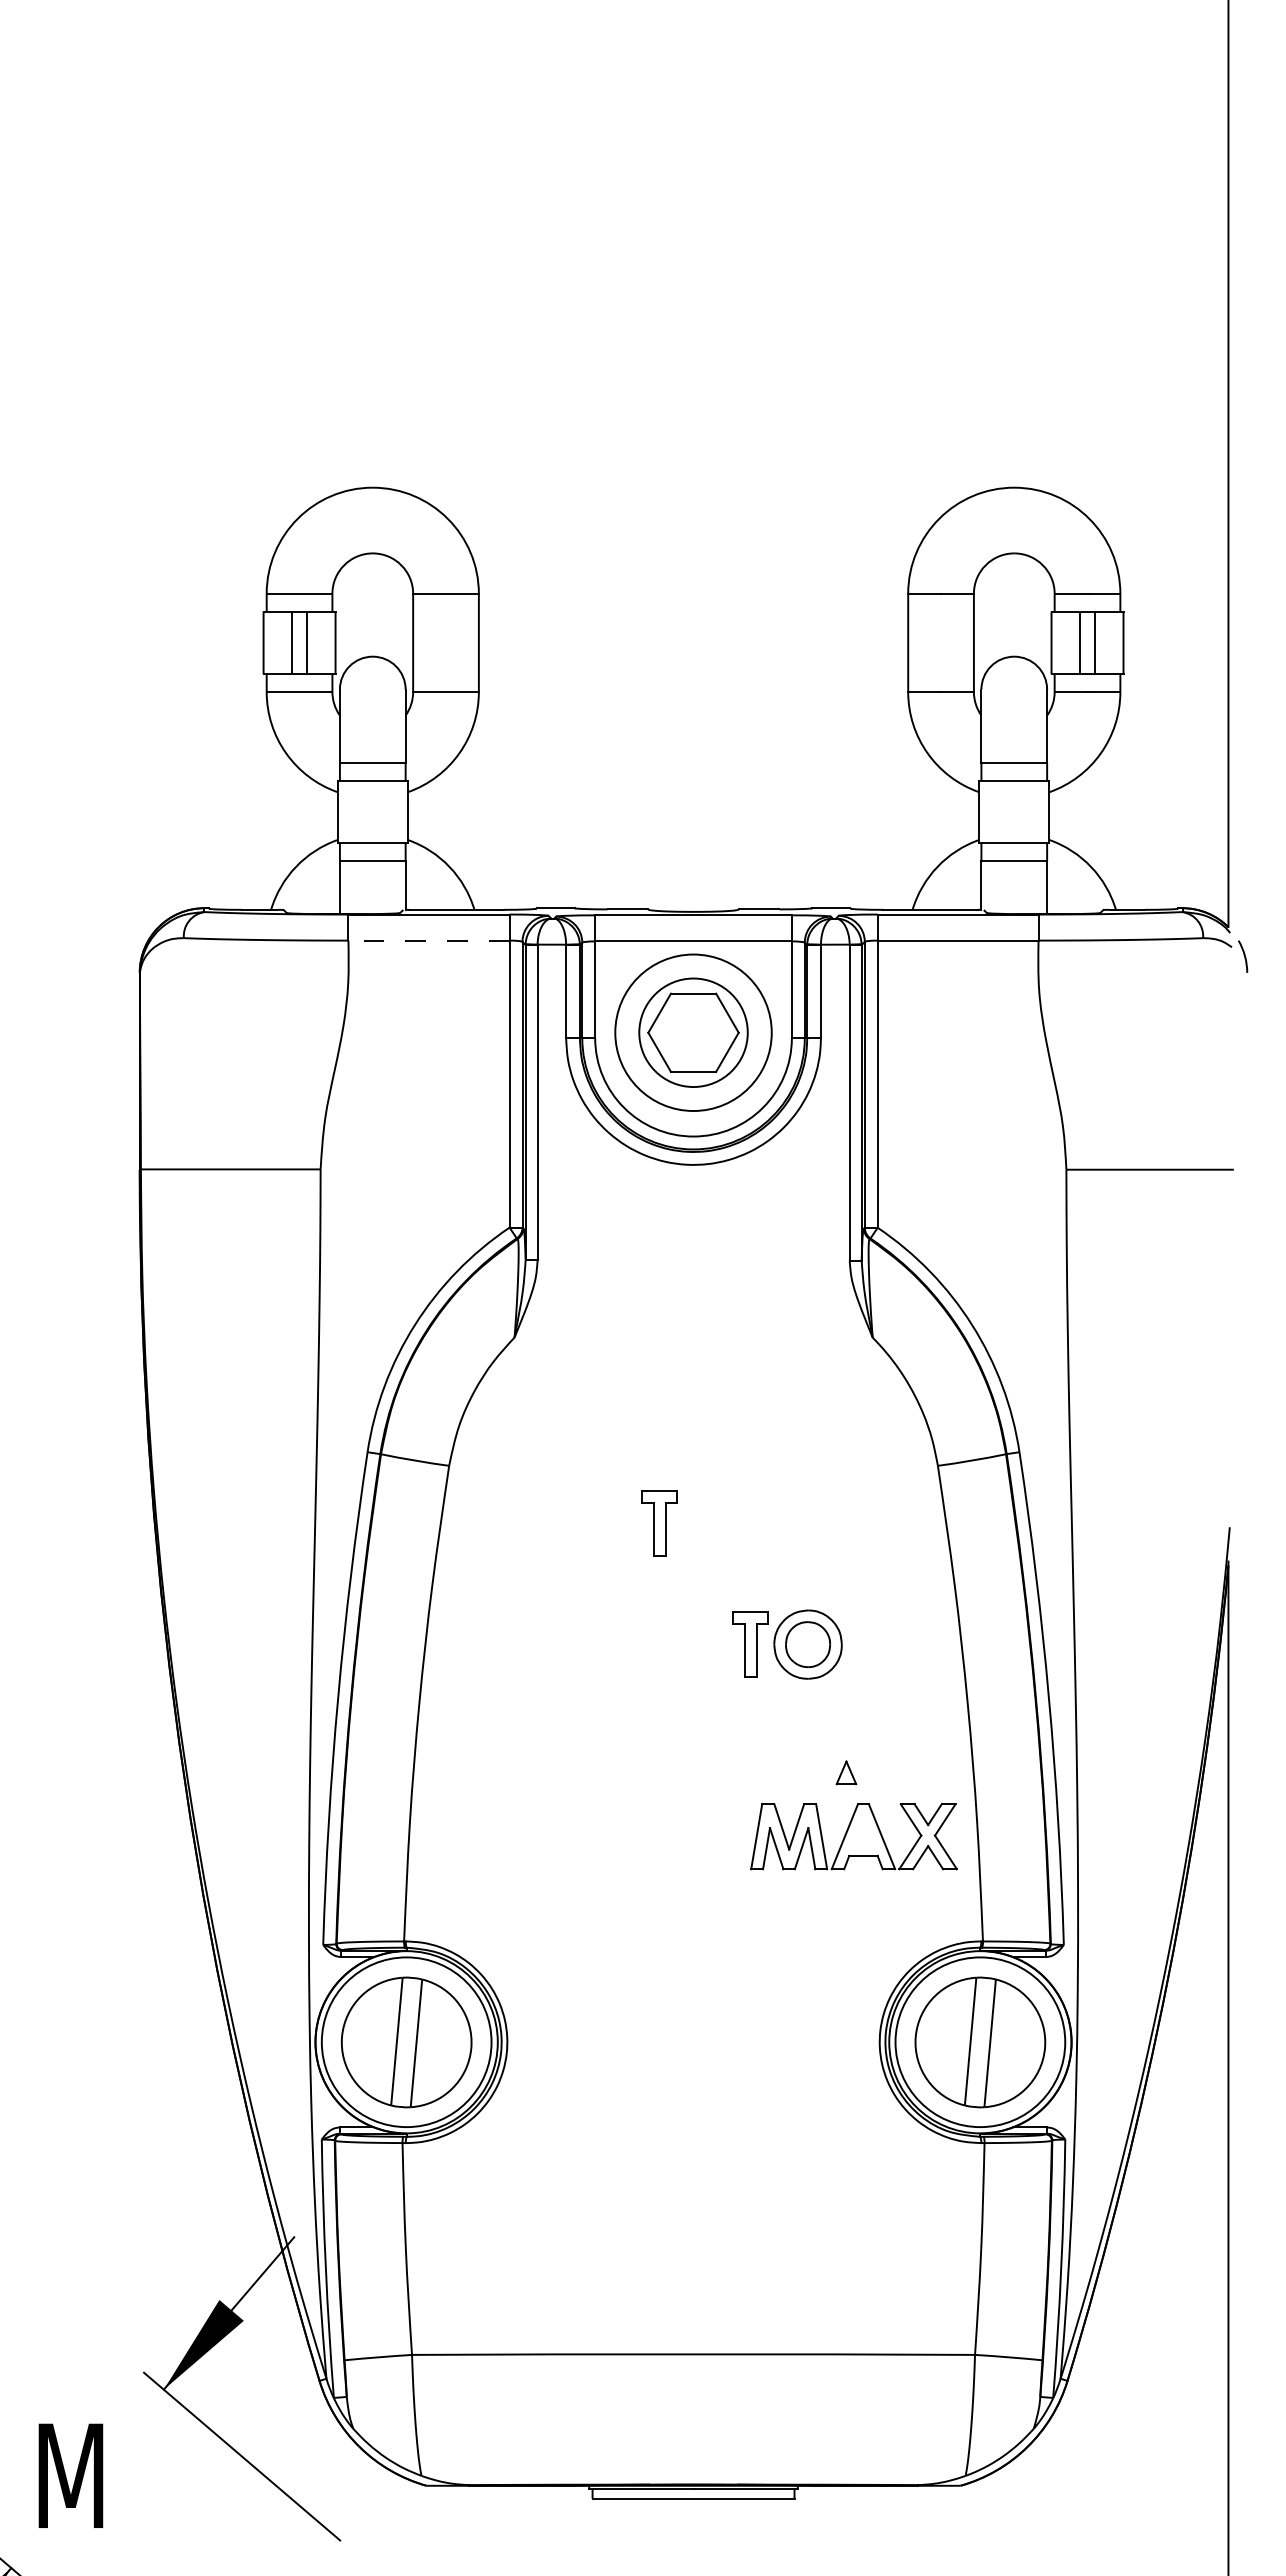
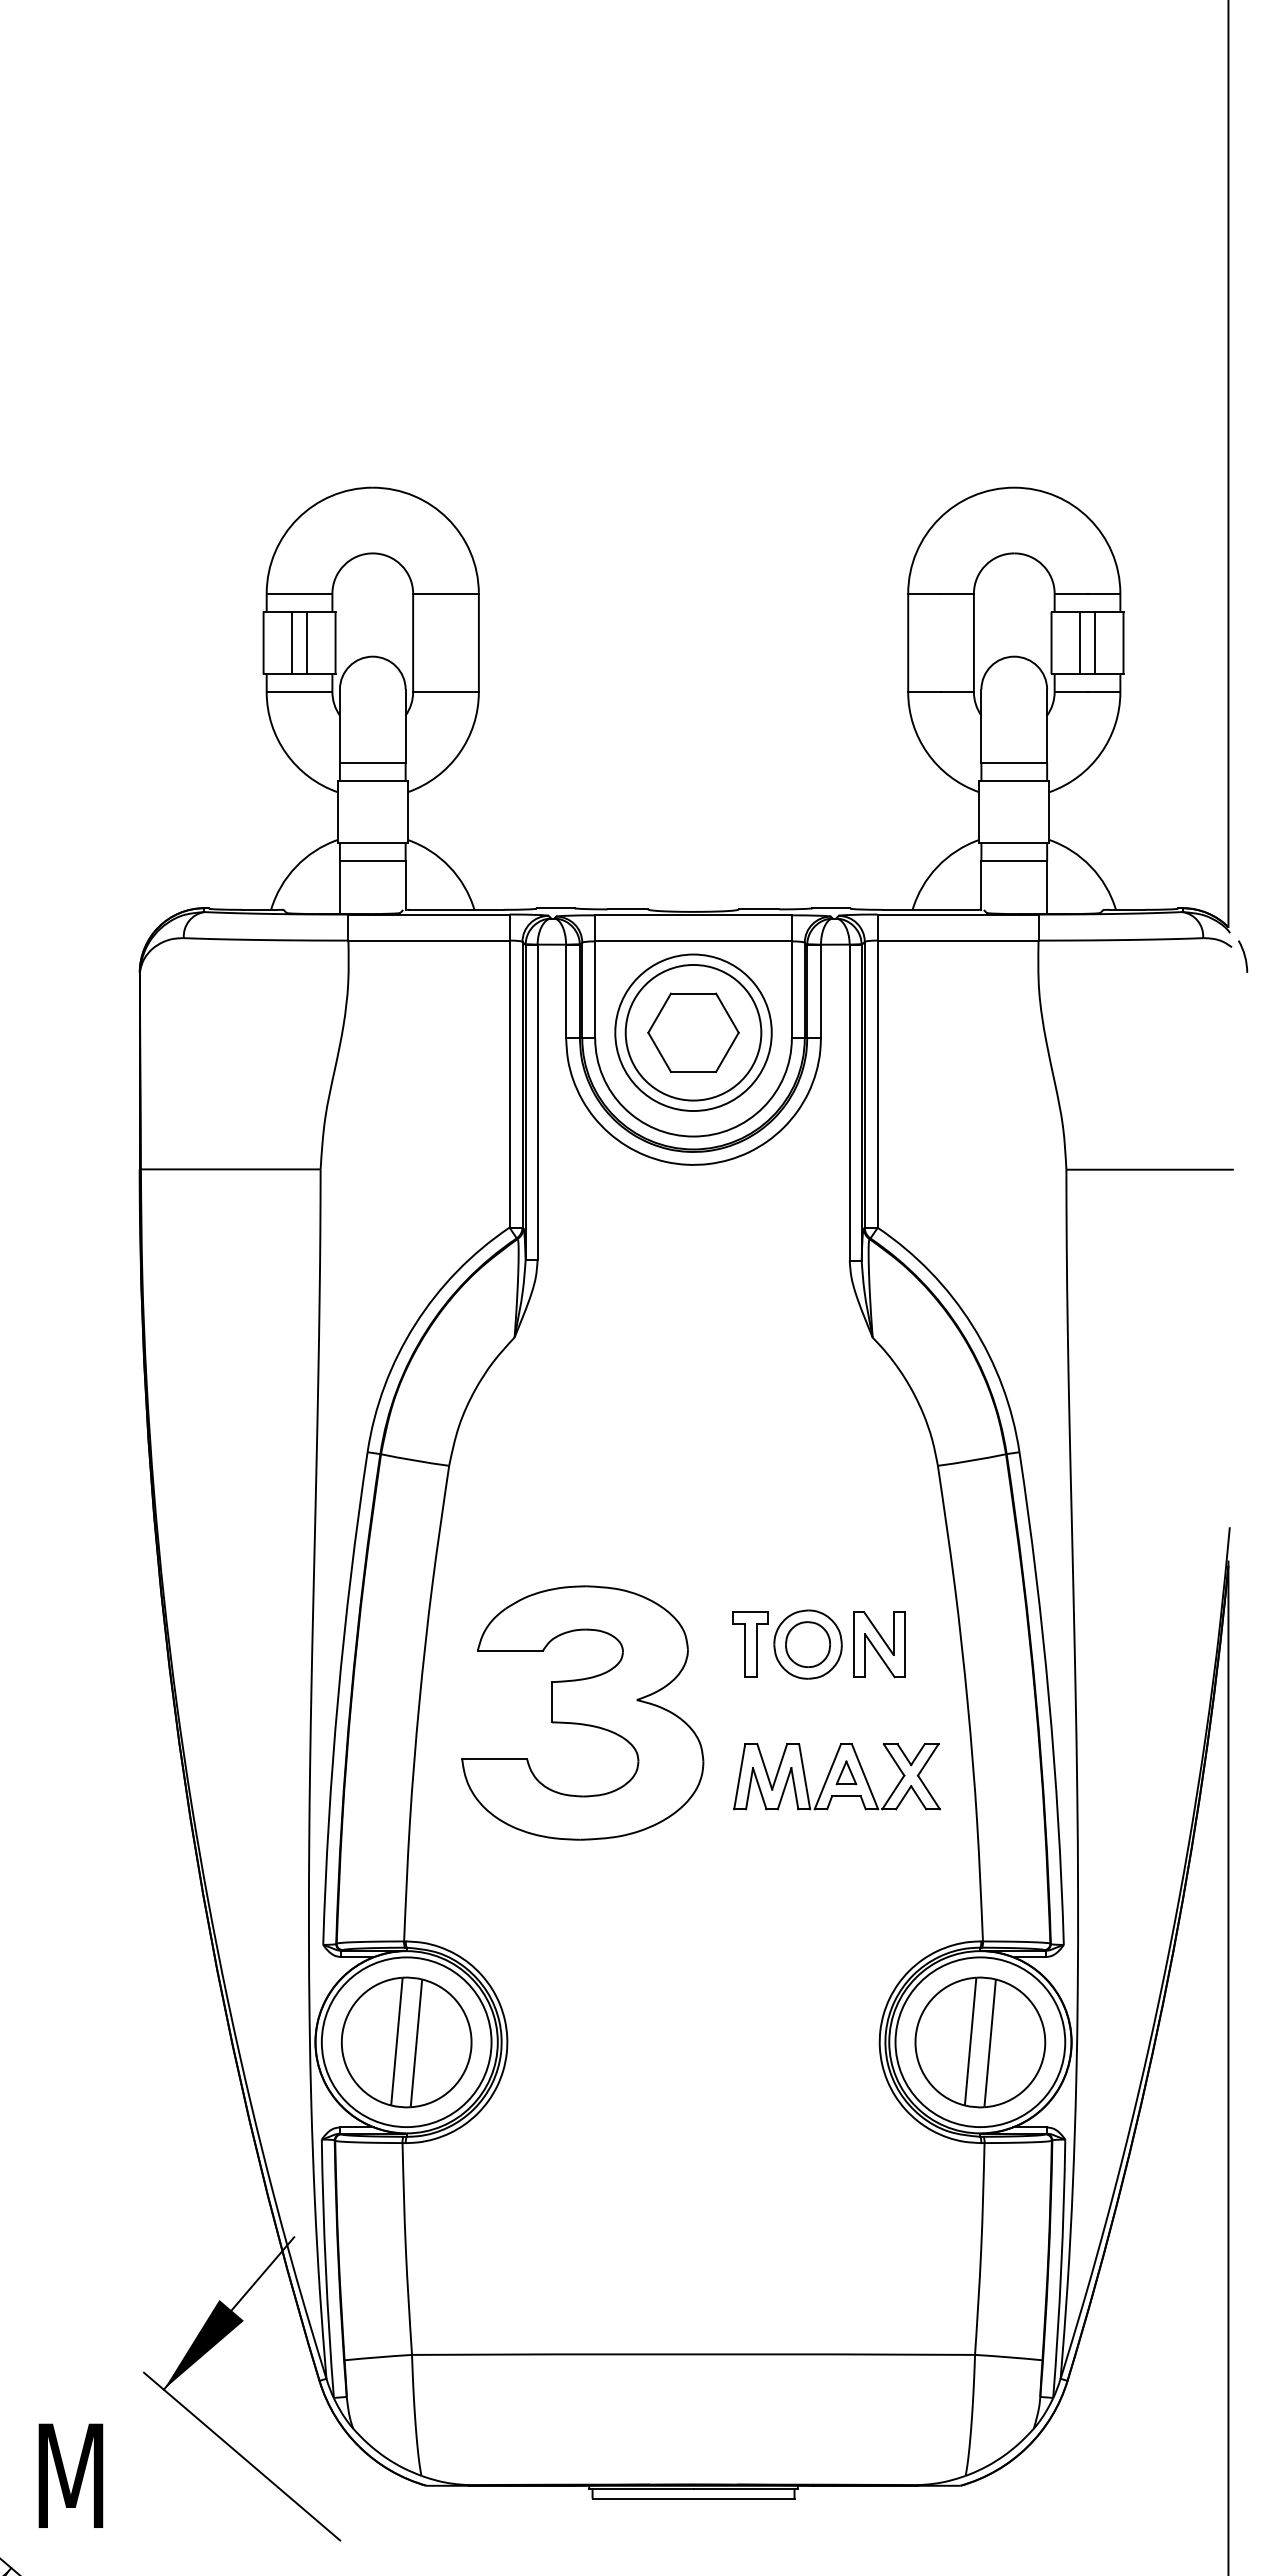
line: dashed -> solid (429, 940)
circle diameter: 108 px -> 136 px (693, 1032)
part: present -> none (659, 1523)
part: none -> present (879, 1644)
part: none -> present (582, 1712)
part position: (853, 1836) -> (836, 1776) (836, 1776)
